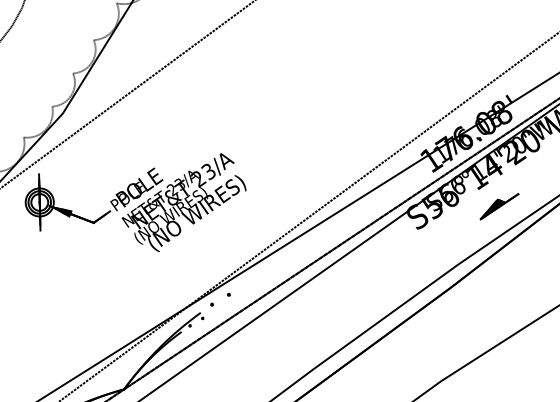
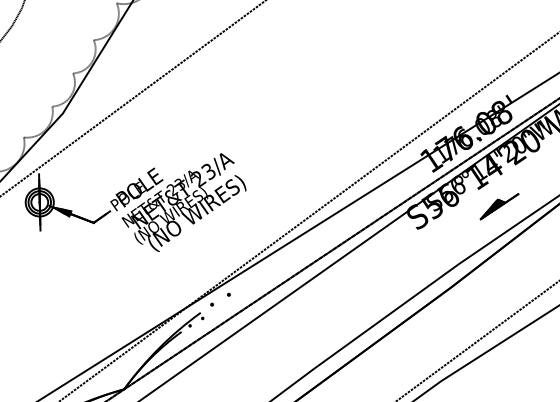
line position: (127, 94) -> (132, 98) (132, 98)
line: none -> present (477, 340)
